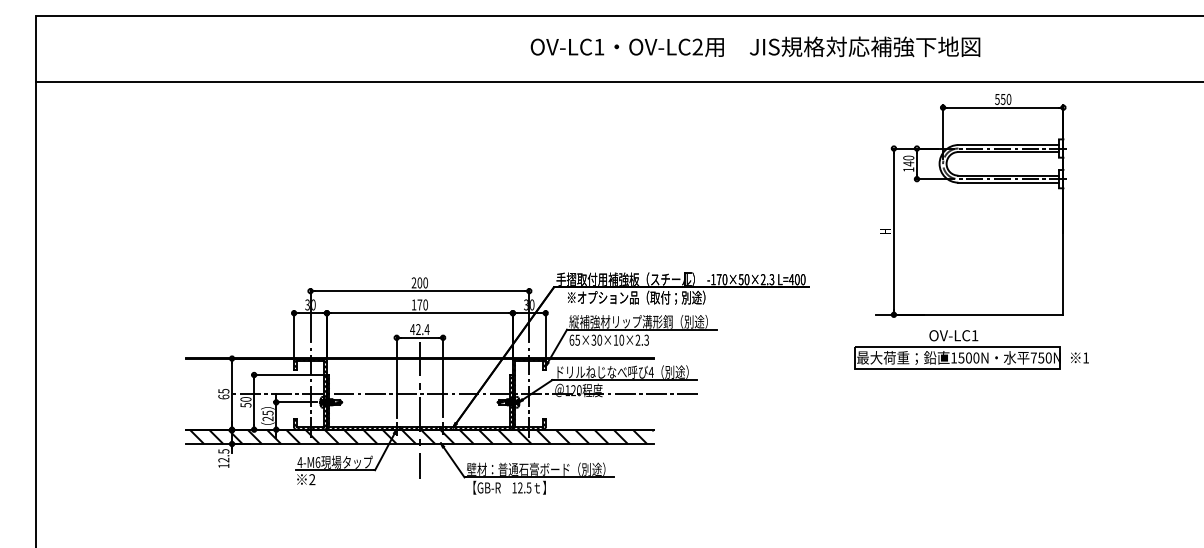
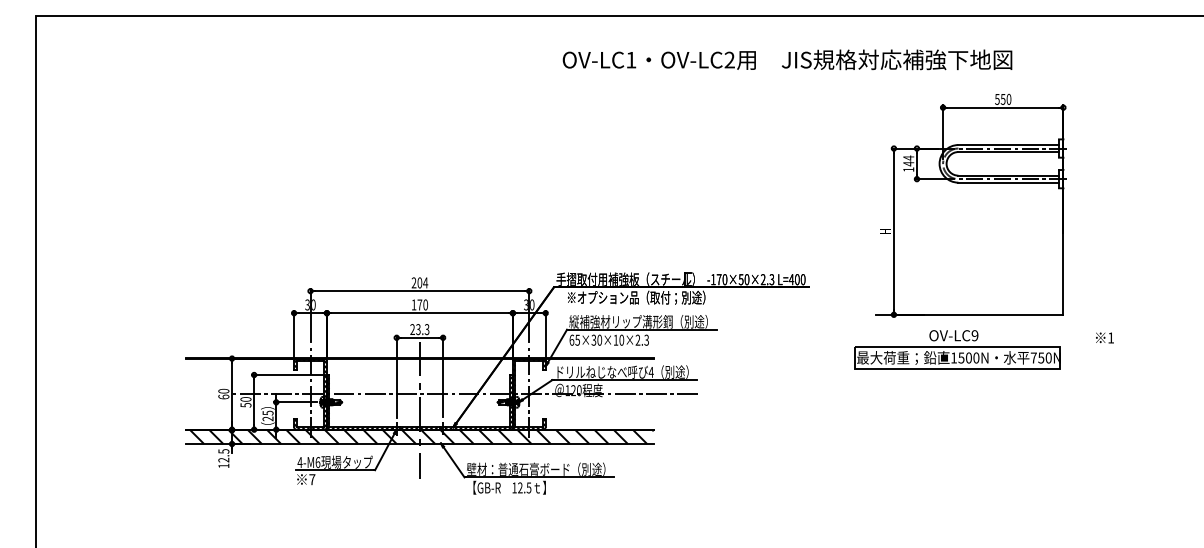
text position: (755, 46) -> (787, 59) (787, 59)
line: present -> none (618, 82)
text: 140 -> 144 (908, 157)
text: 200 -> 204 (425, 282)
text: 42.4 -> 23.3 (419, 329)
text: OV-LC1 -> OV-LC9 (974, 335)
text position: (1079, 357) -> (1104, 337) (1104, 337)
text: 65 -> 60 (223, 390)
text: 2 -> 7 (312, 479)
